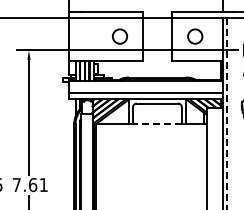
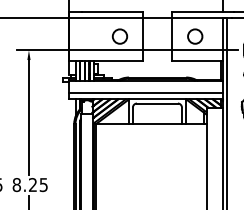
line: dashed -> solid (227, 113)
line: dashed -> solid (157, 123)
text: 7.61 -> 8.25 (29, 185)
